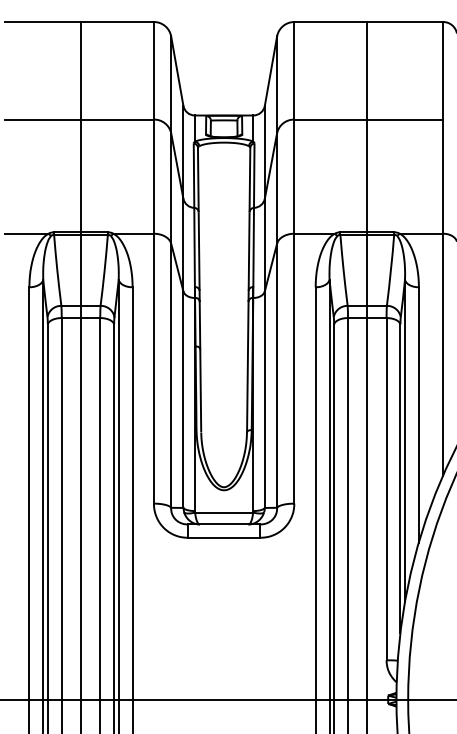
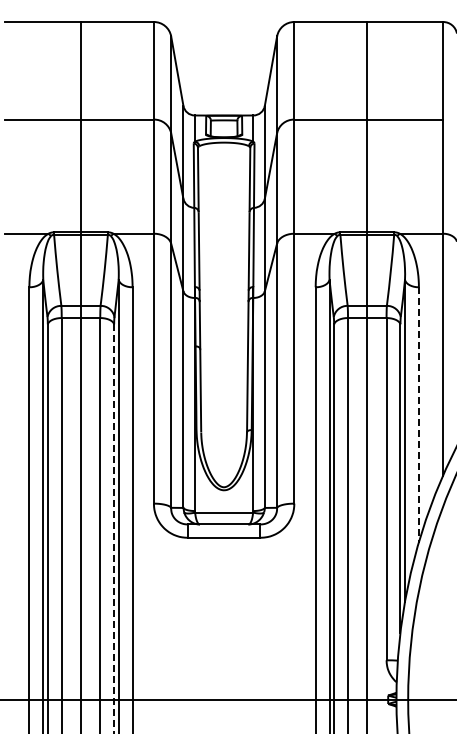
line: solid -> dashed (418, 415)
line: solid -> dashed (114, 529)
